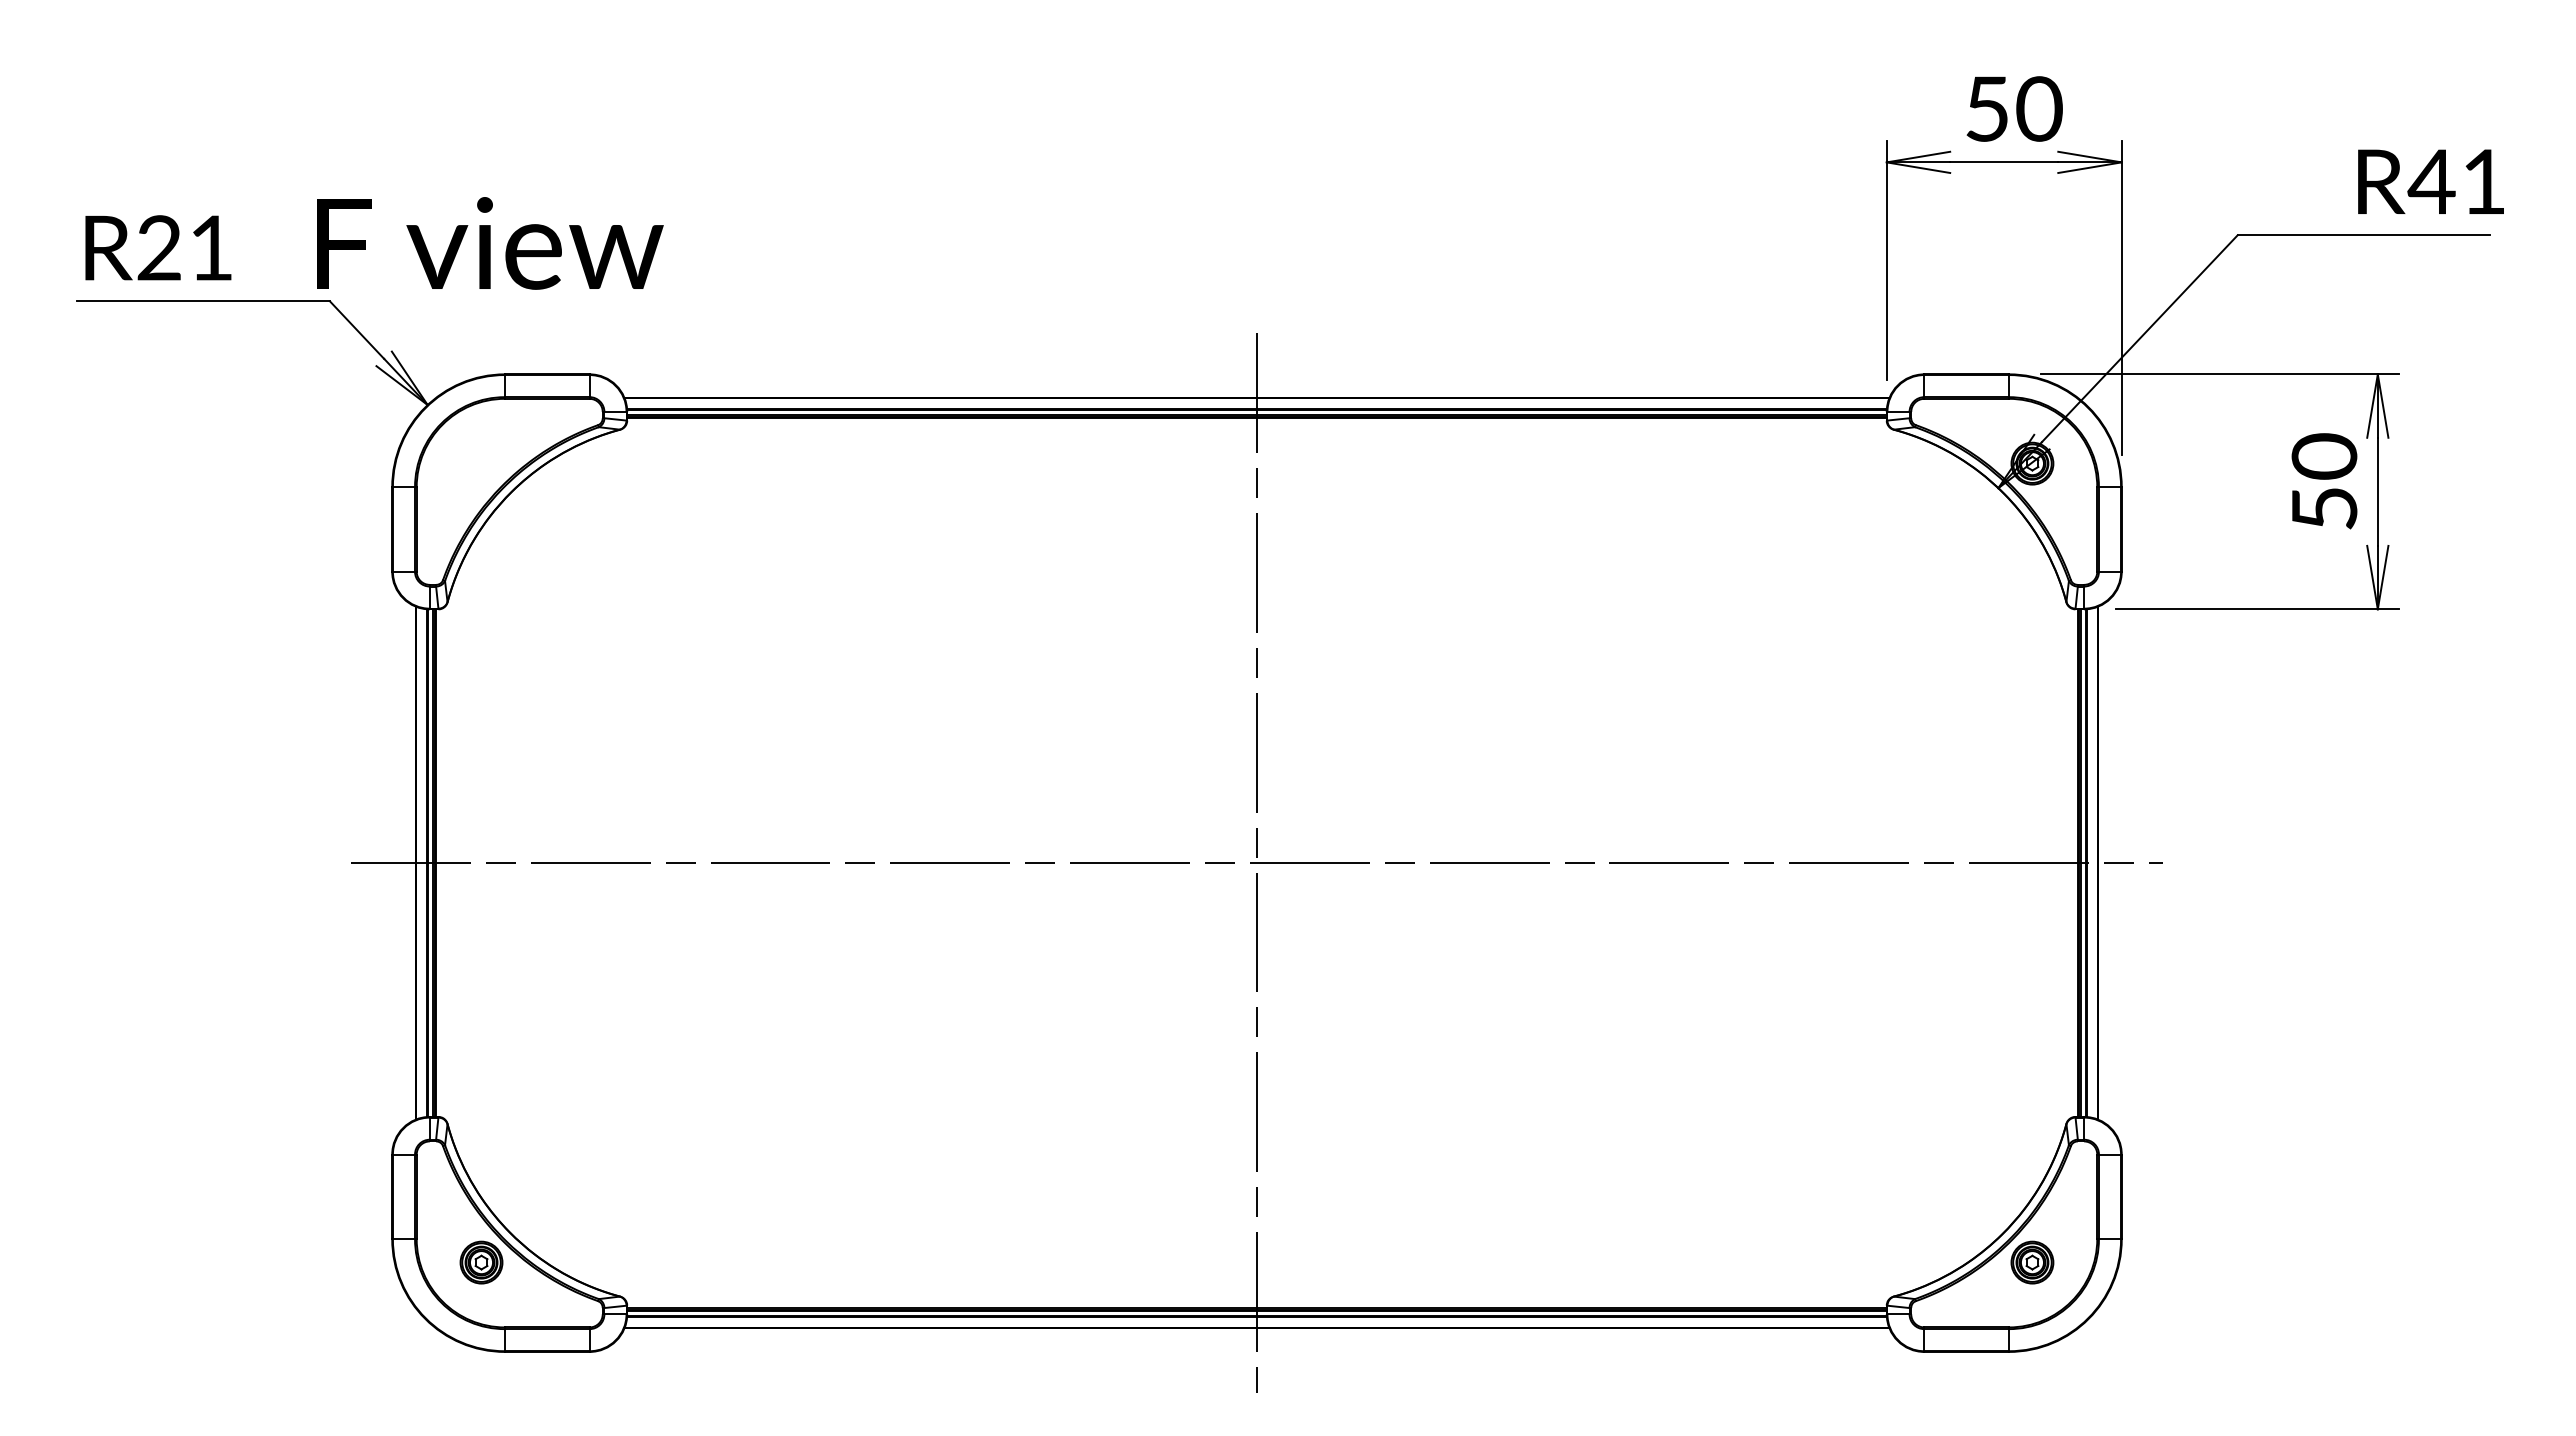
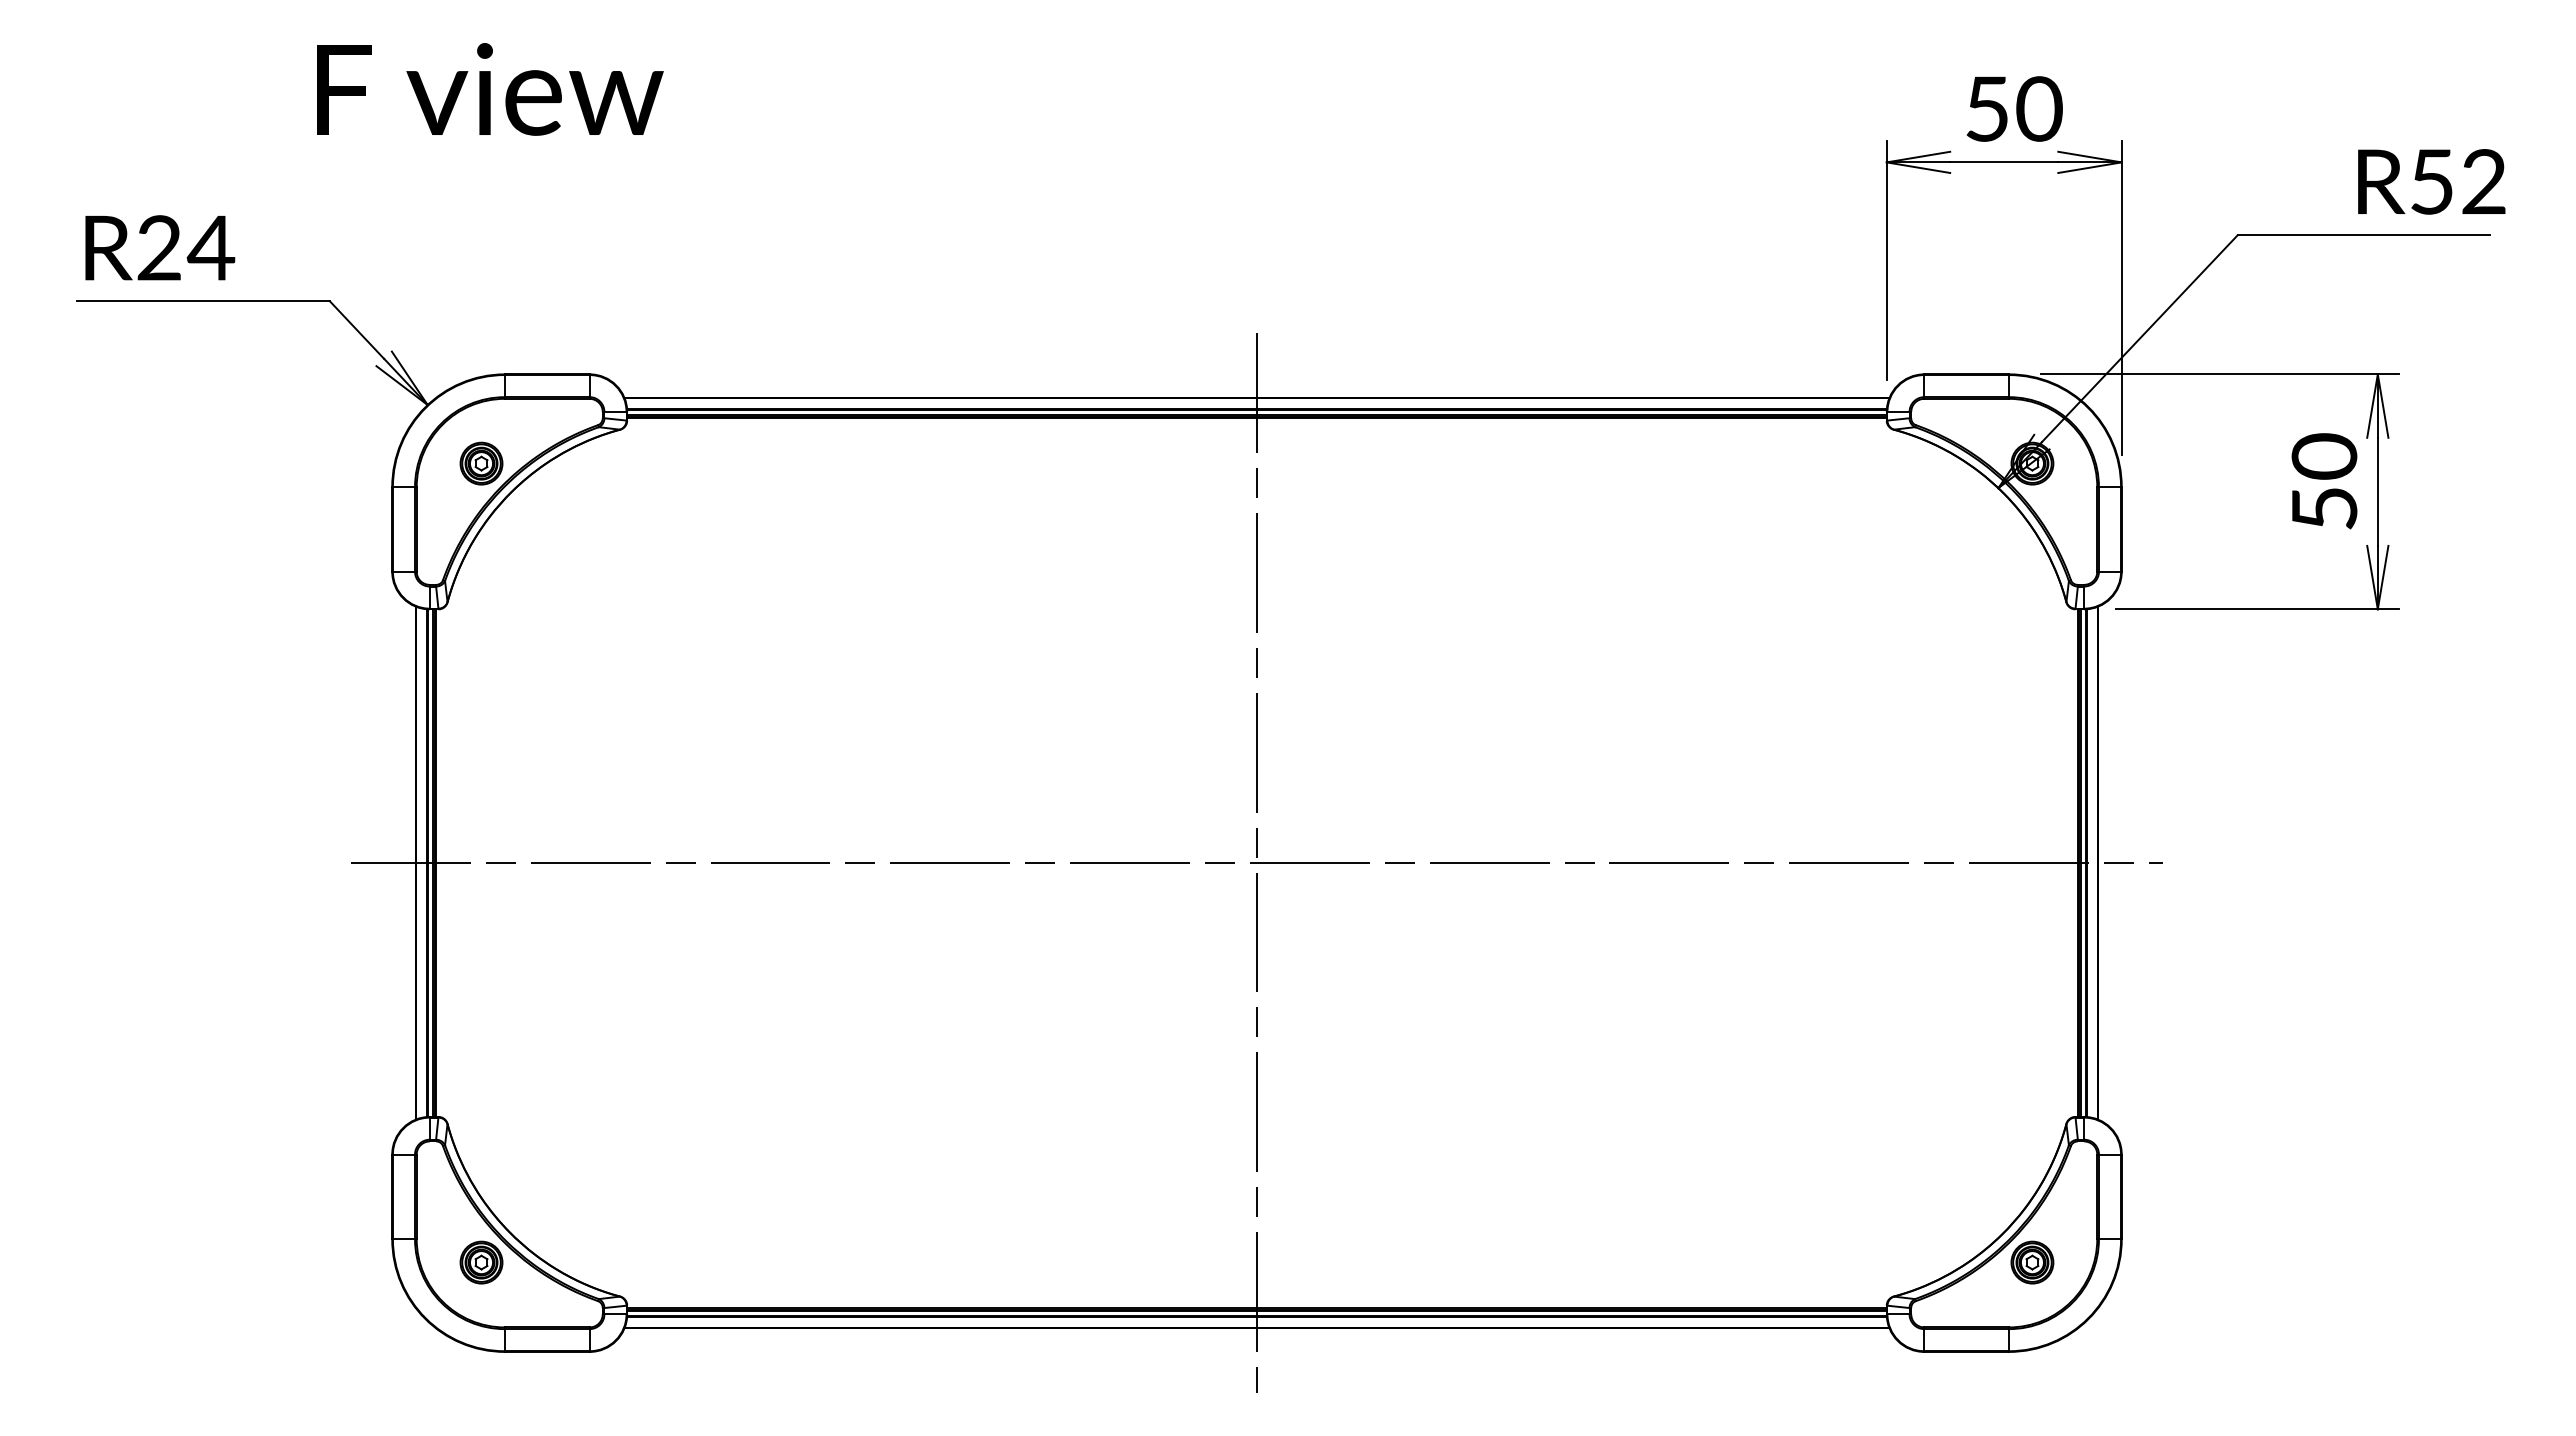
text: R41 -> R52 (2456, 181)
text position: (490, 243) -> (490, 89) (490, 89)
text: R21 -> R24 (210, 247)
part: none -> present (481, 463)
